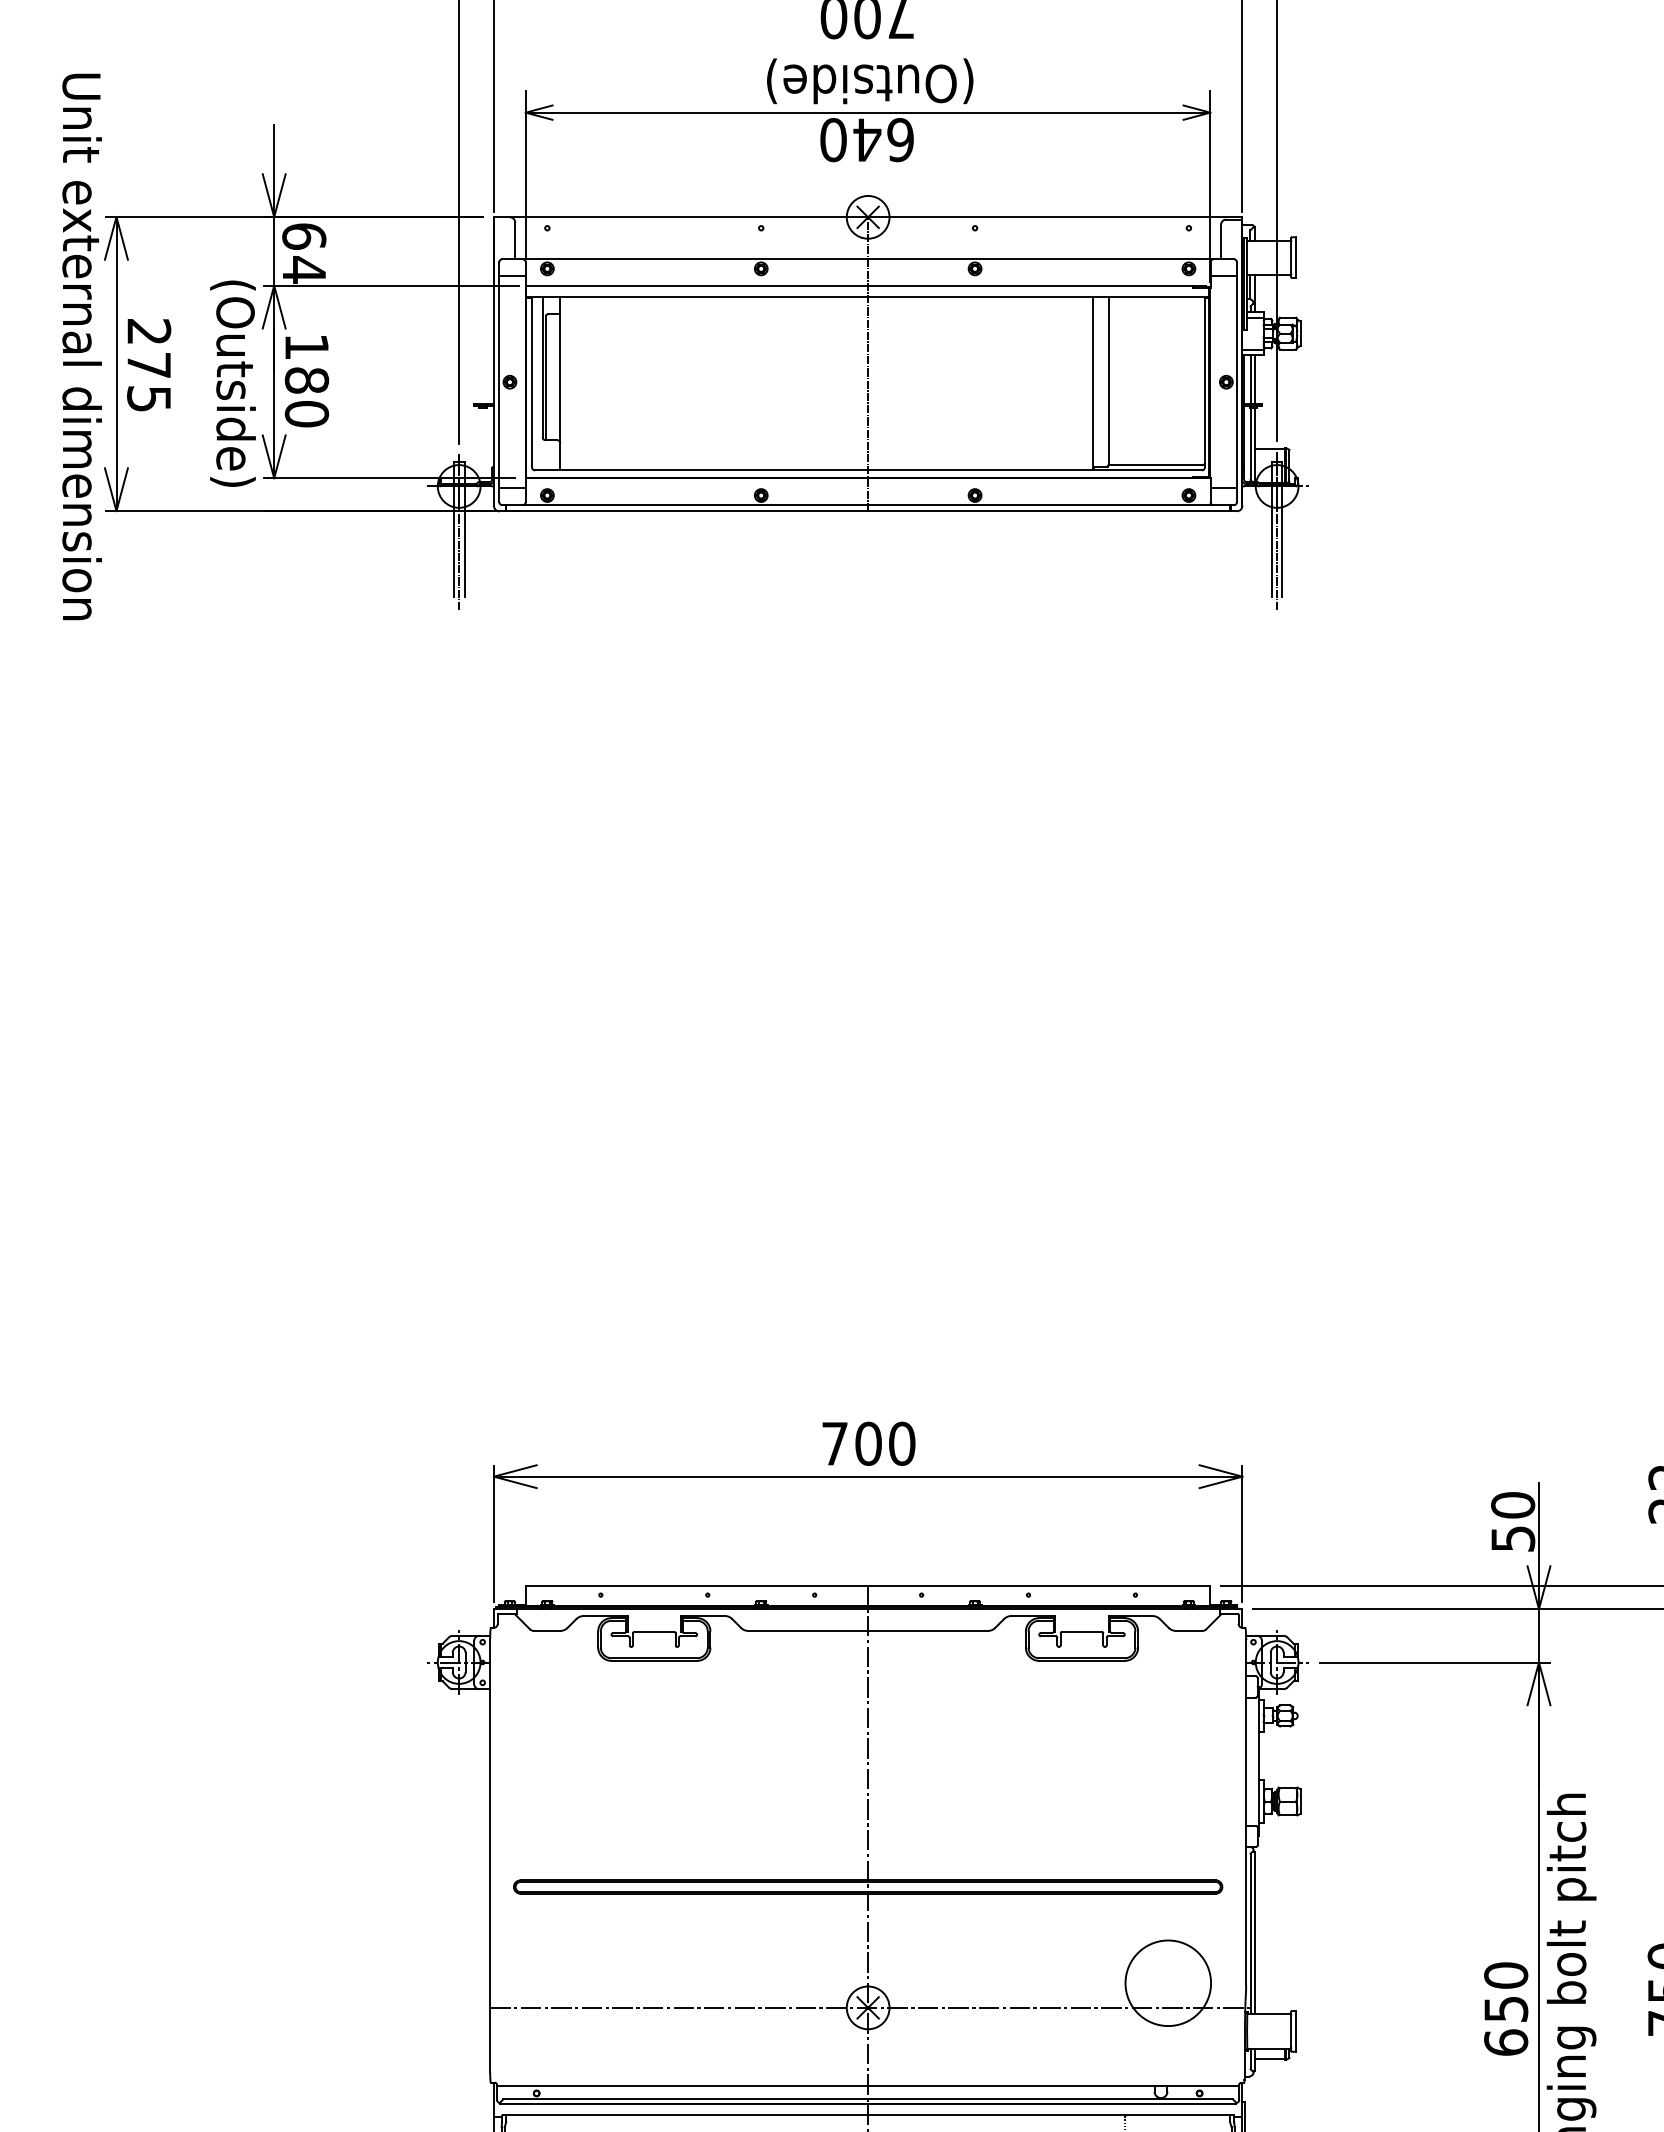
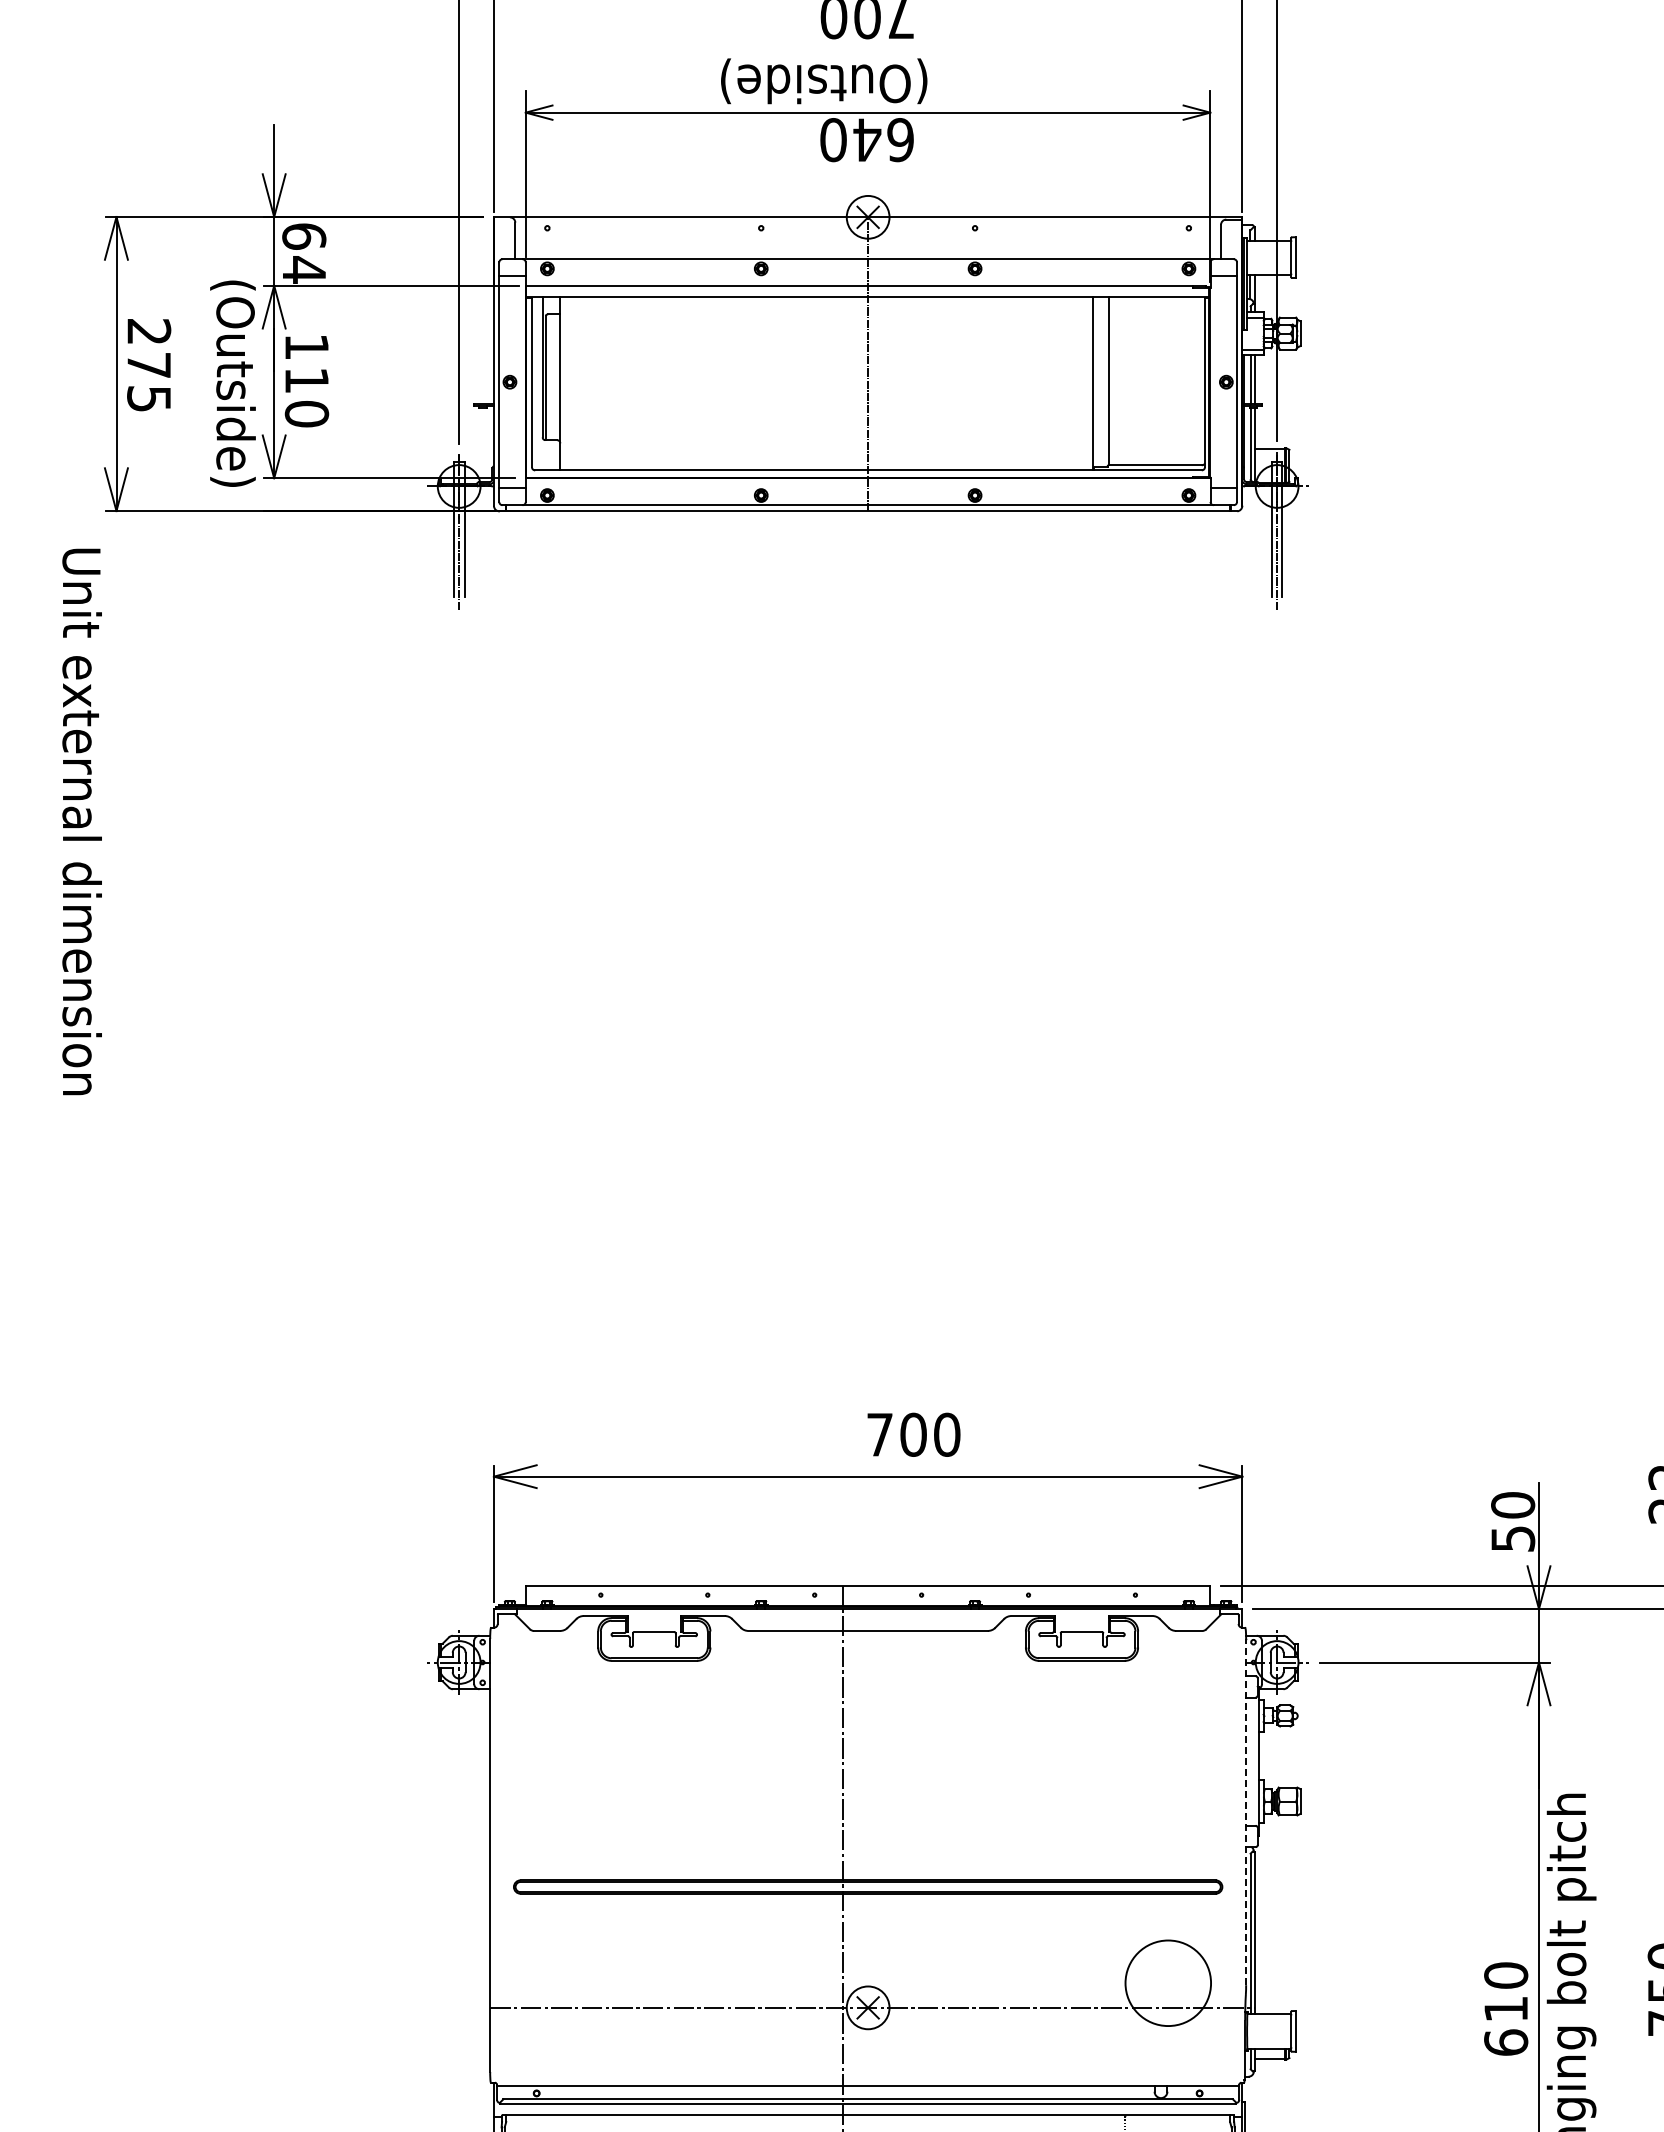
text position: (870, 81) -> (824, 81) (824, 81)
text position: (81, 346) -> (81, 821) (81, 821)
text: 180 -> 110 (306, 380)
text position: (868, 1443) -> (913, 1434) (913, 1434)
line: solid -> dashed (1246, 1811)
line position: (868, 1856) -> (843, 1856) (843, 1856)
text: 650 -> 610 (1506, 2009)
